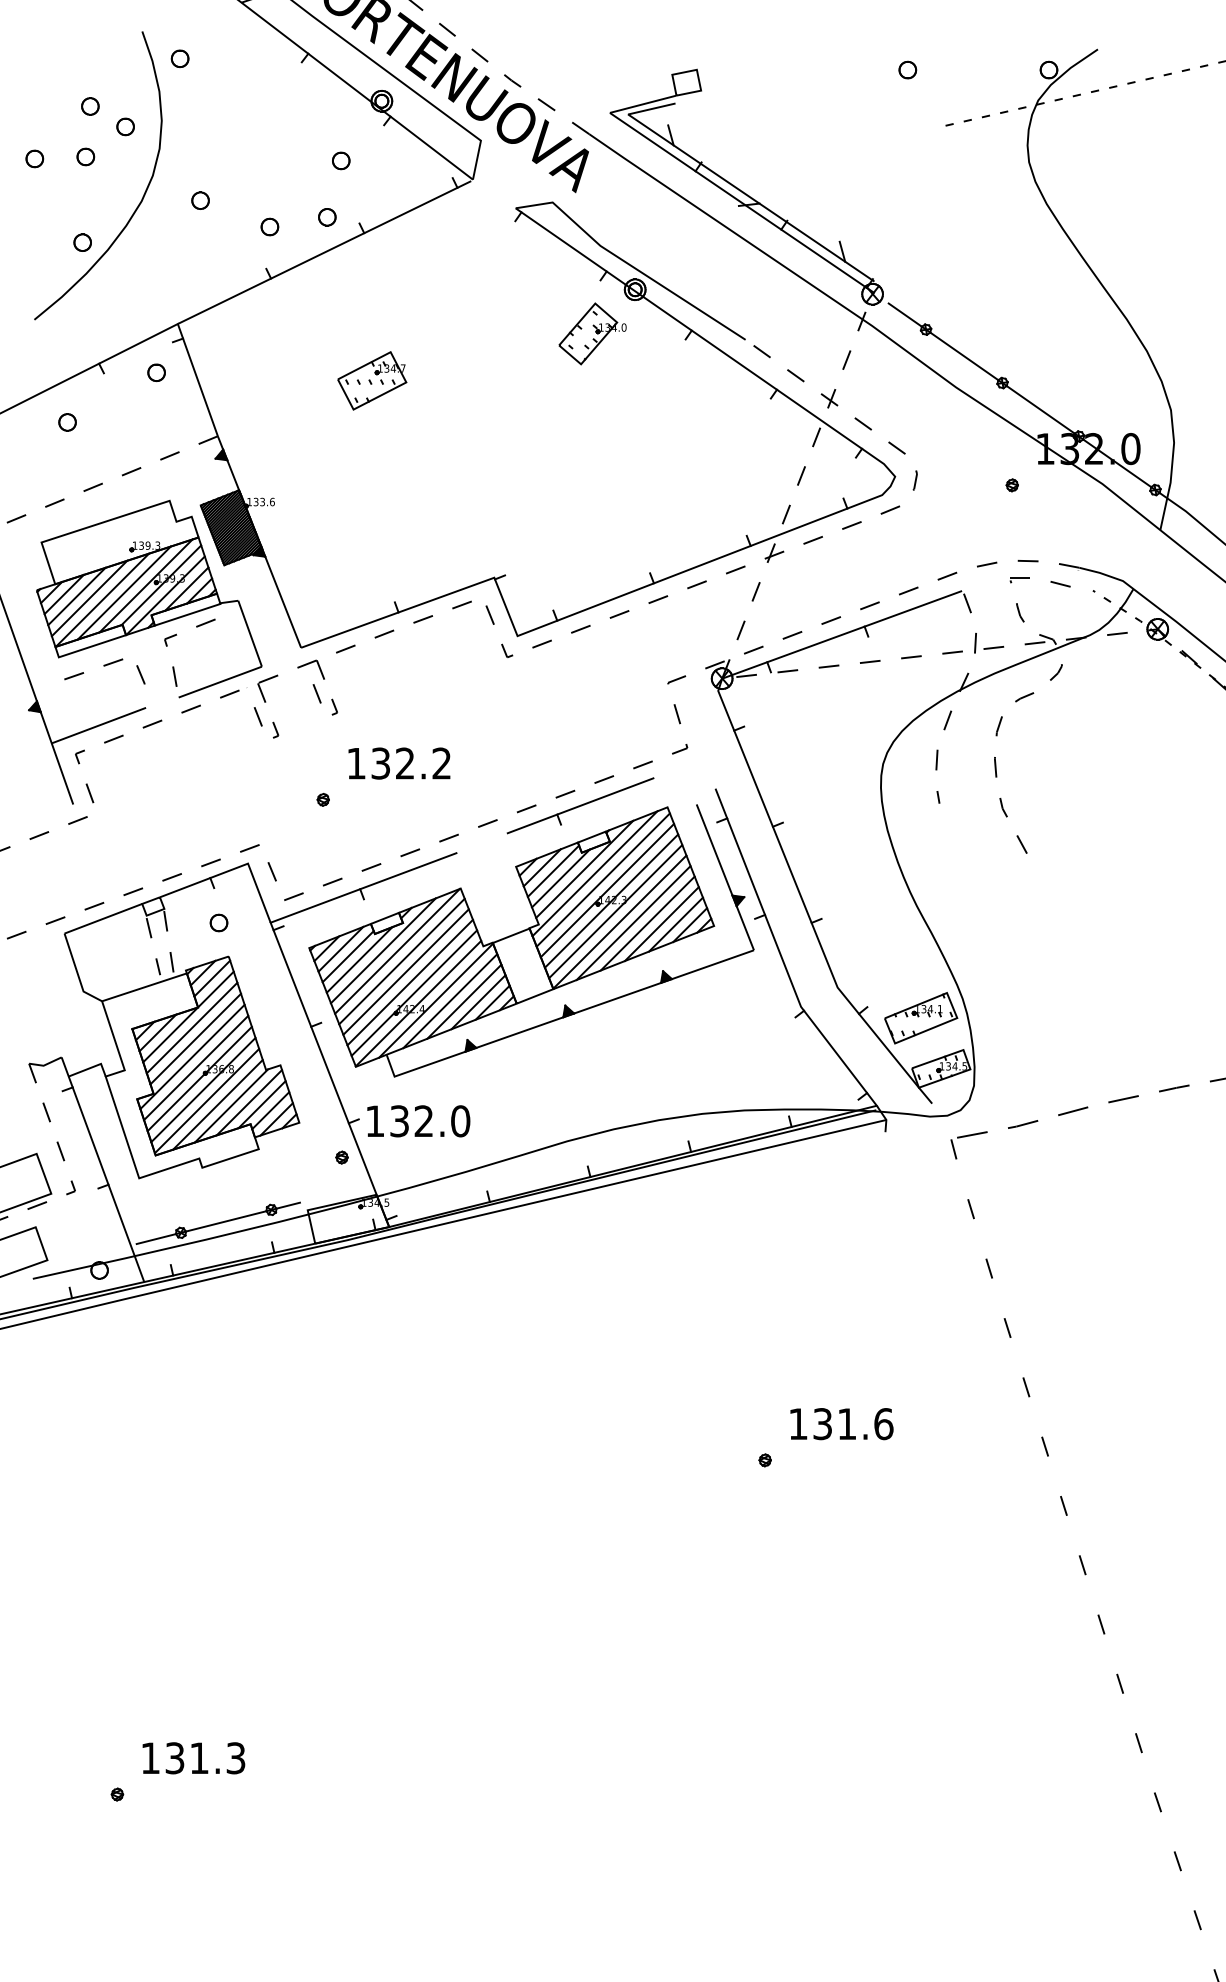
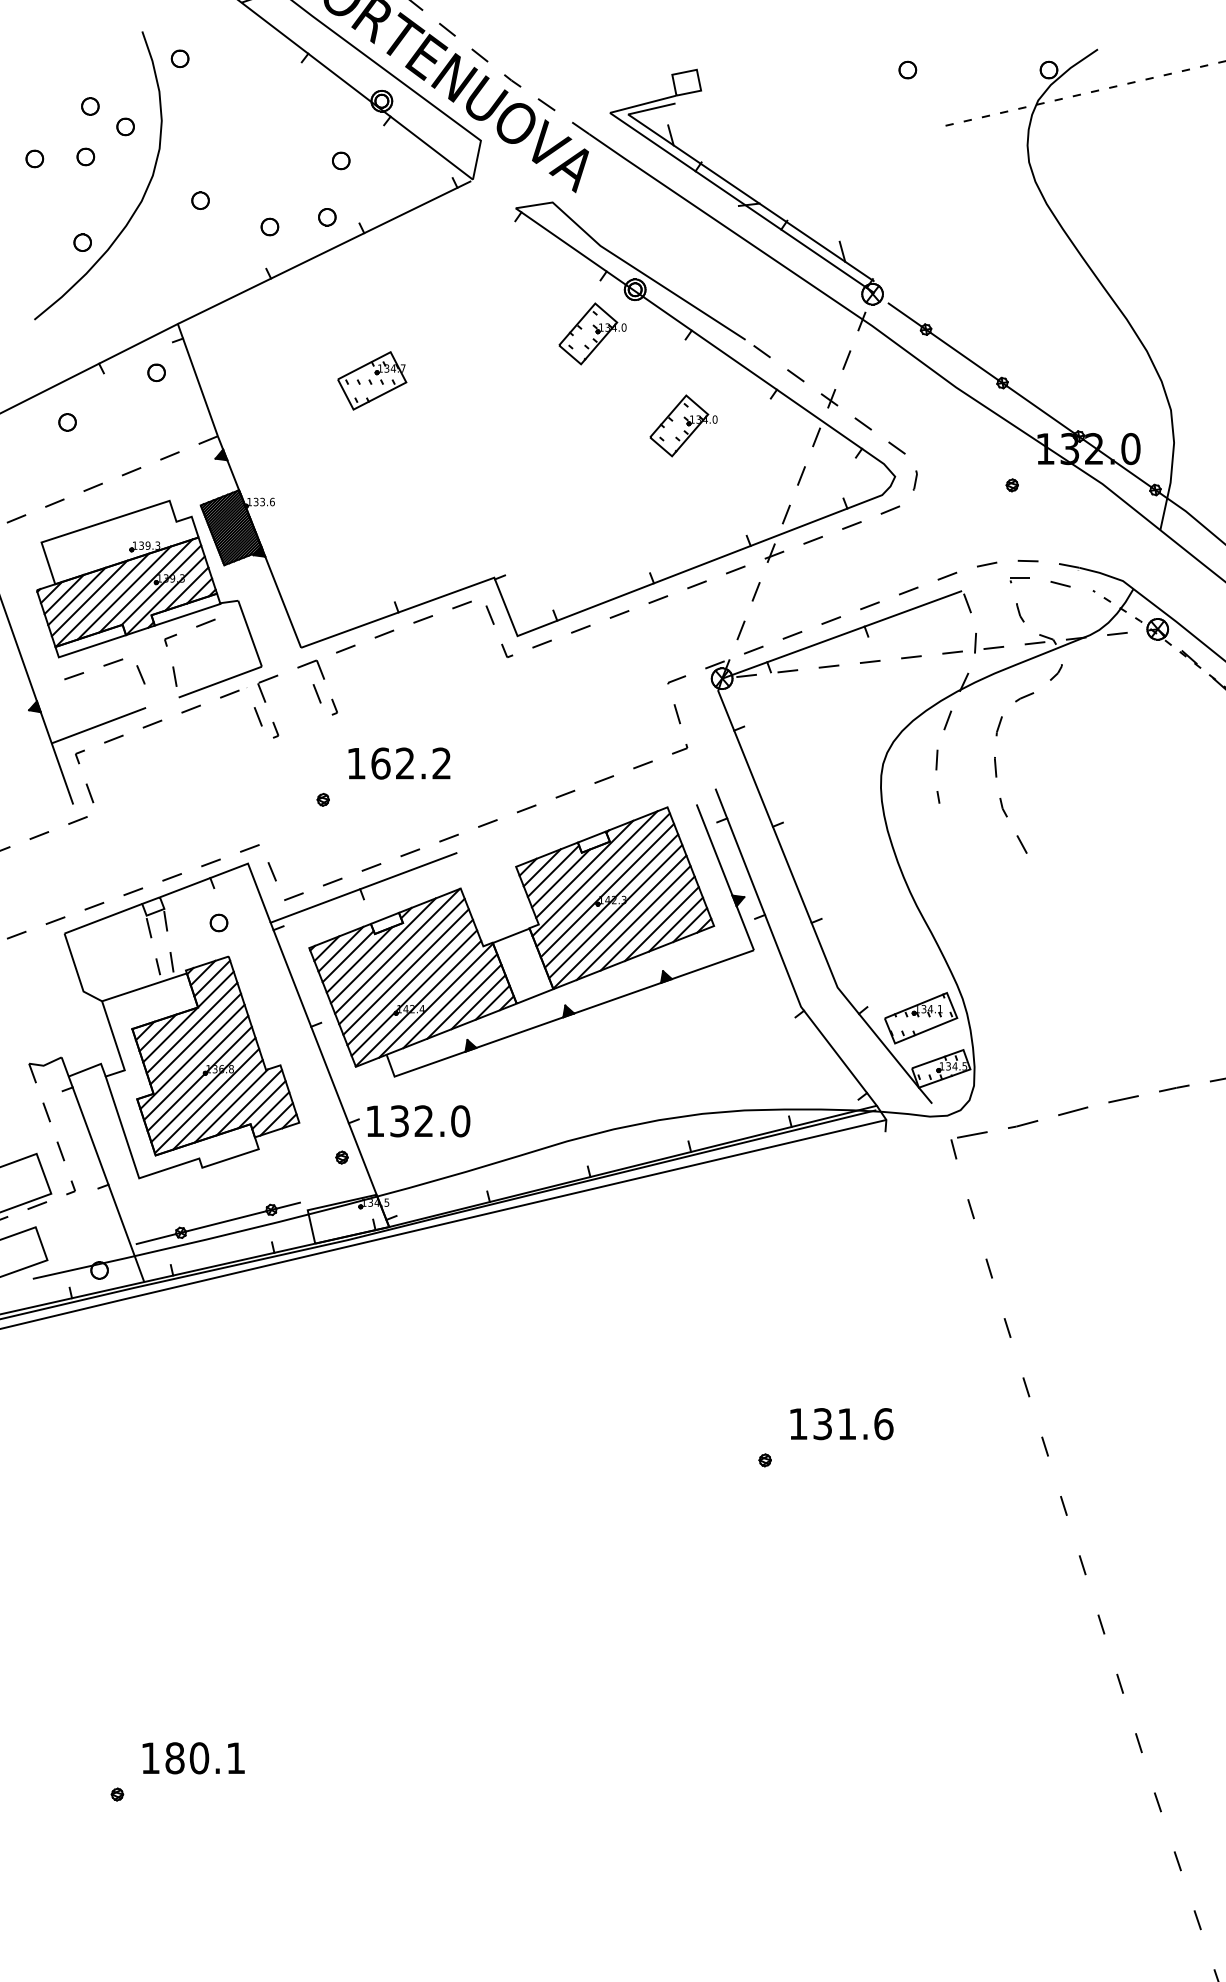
part: none -> present (683, 425)
text: 132.2 -> 162.2 (380, 763)
part: present -> none (580, 805)
text: 131.3 -> 180.1 (205, 1758)
